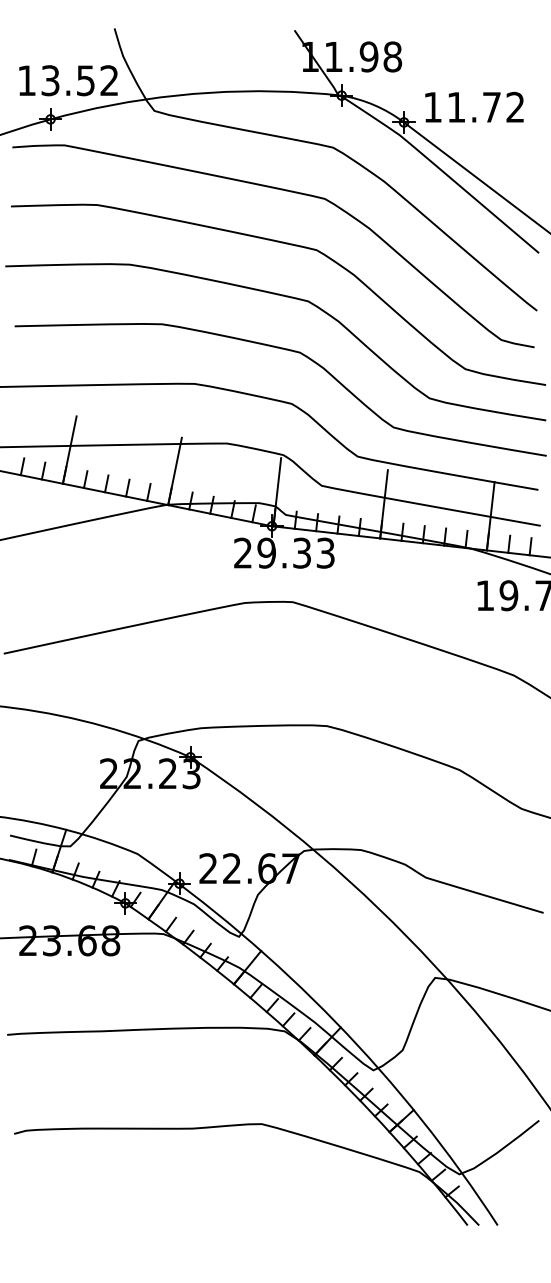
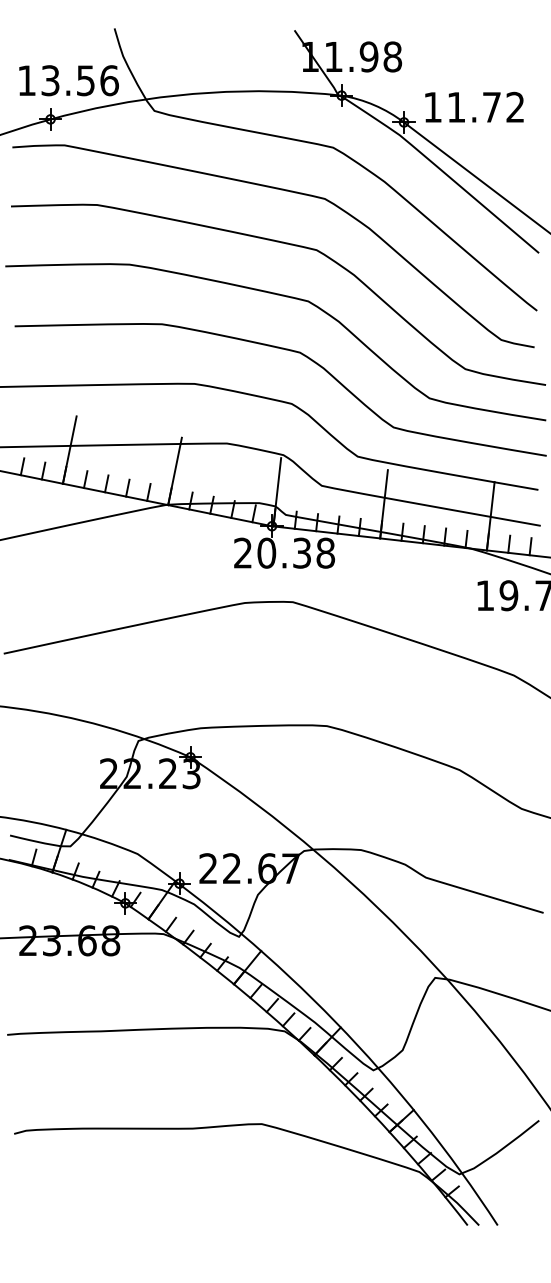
text: 13.52 -> 13.56 (109, 80)
text: 29.33 -> 20.38 (296, 552)
